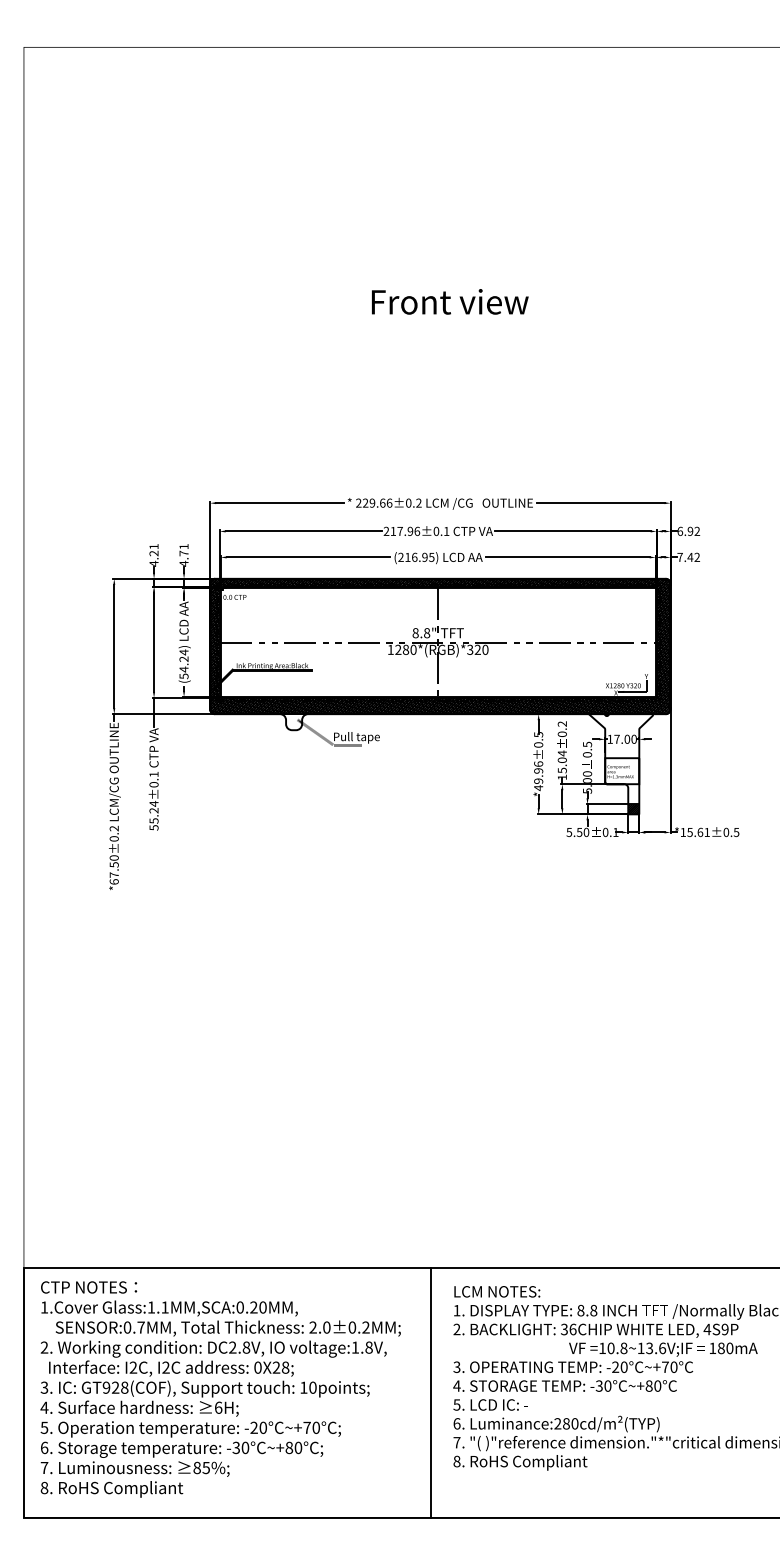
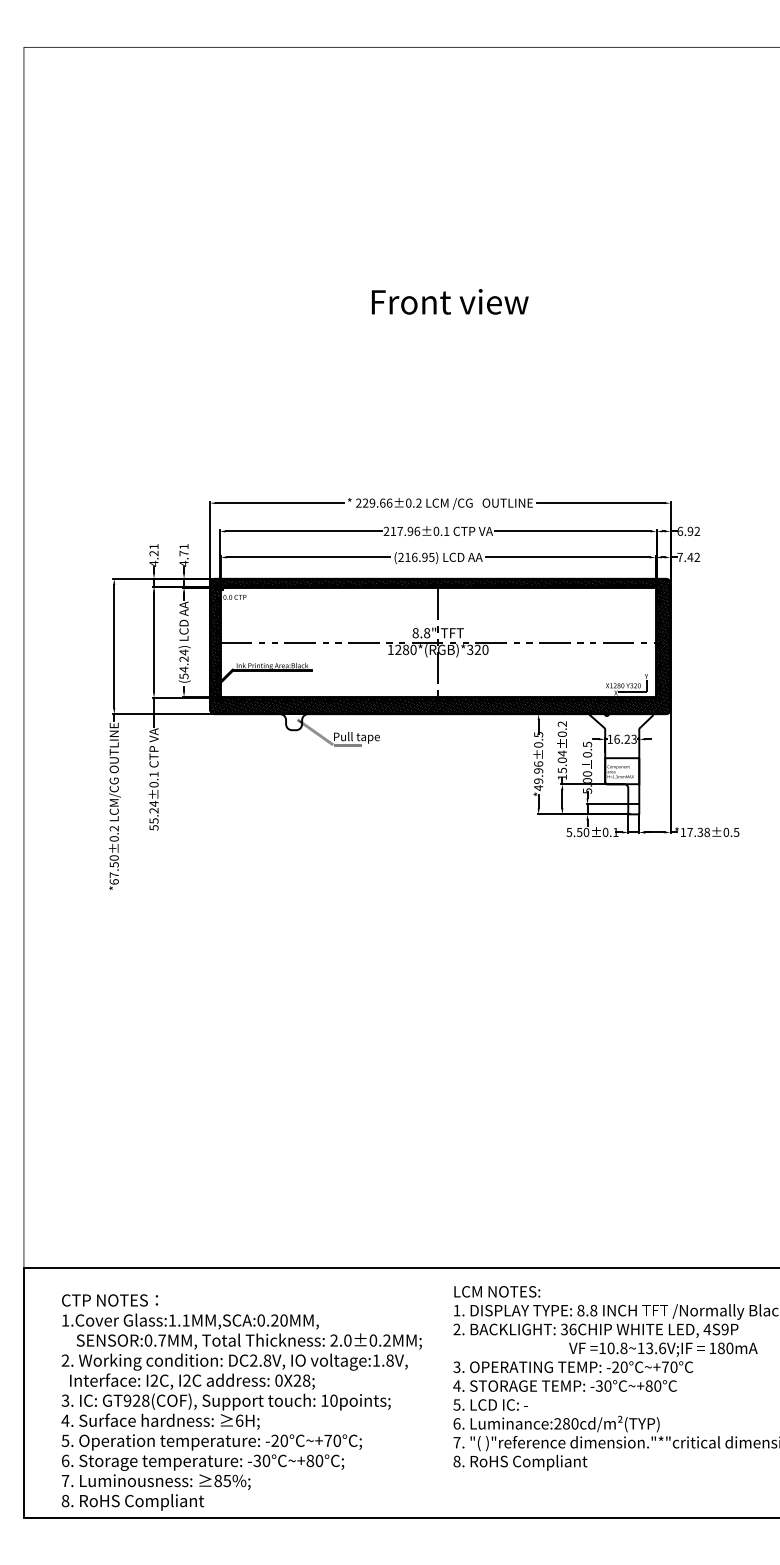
text: 17.00 -> 16.23 (625, 738)
hatch: present -> none (633, 809)
text: *15.61±0.5 -> *17.38±0.5 (698, 832)
text position: (220, 1389) -> (241, 1402) (241, 1402)
line: present -> none (430, 1392)
